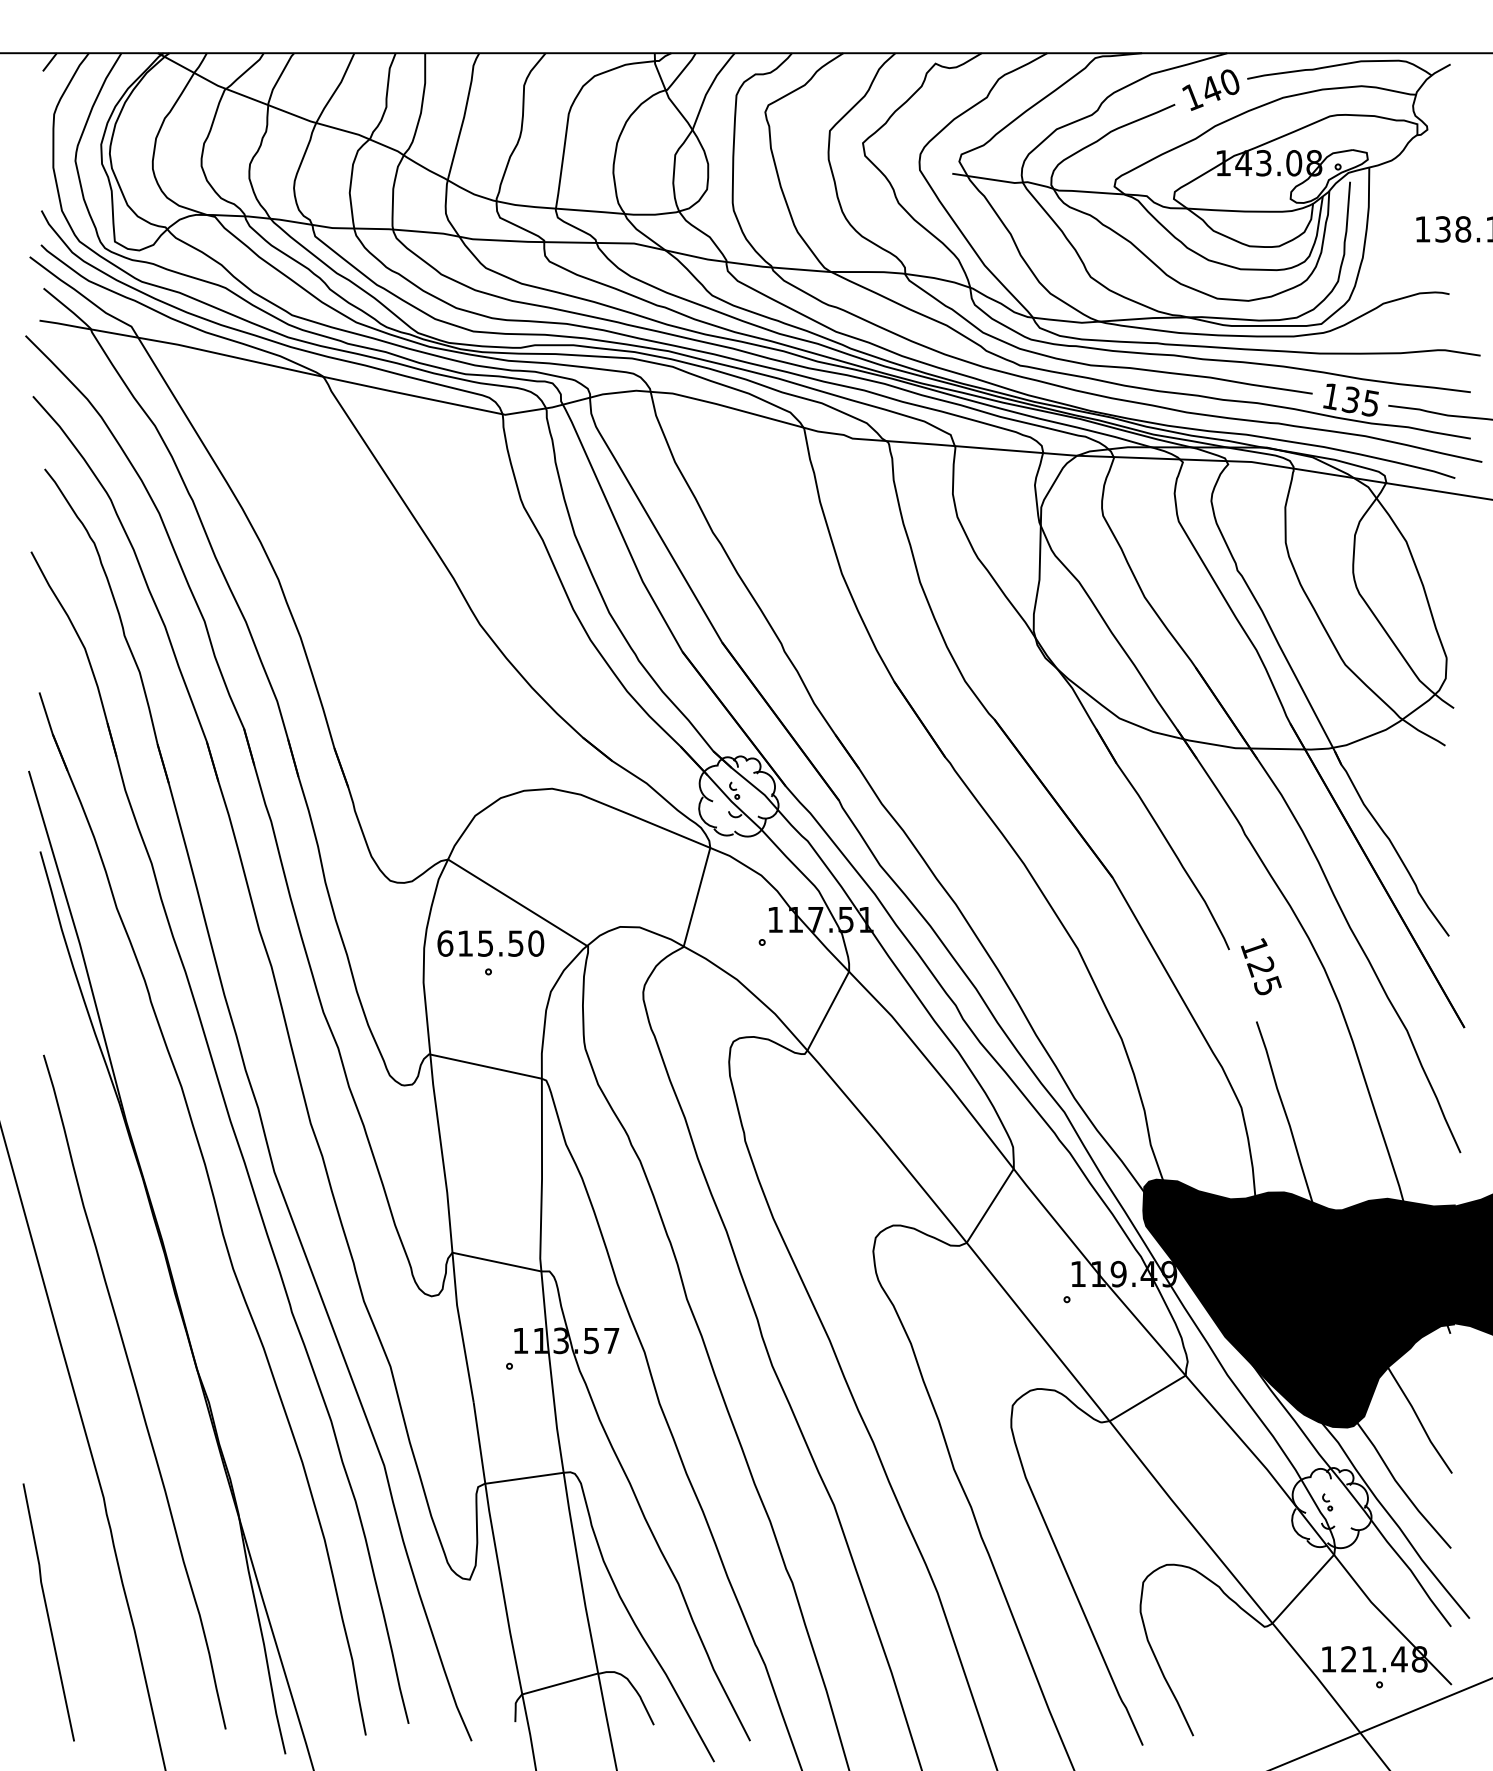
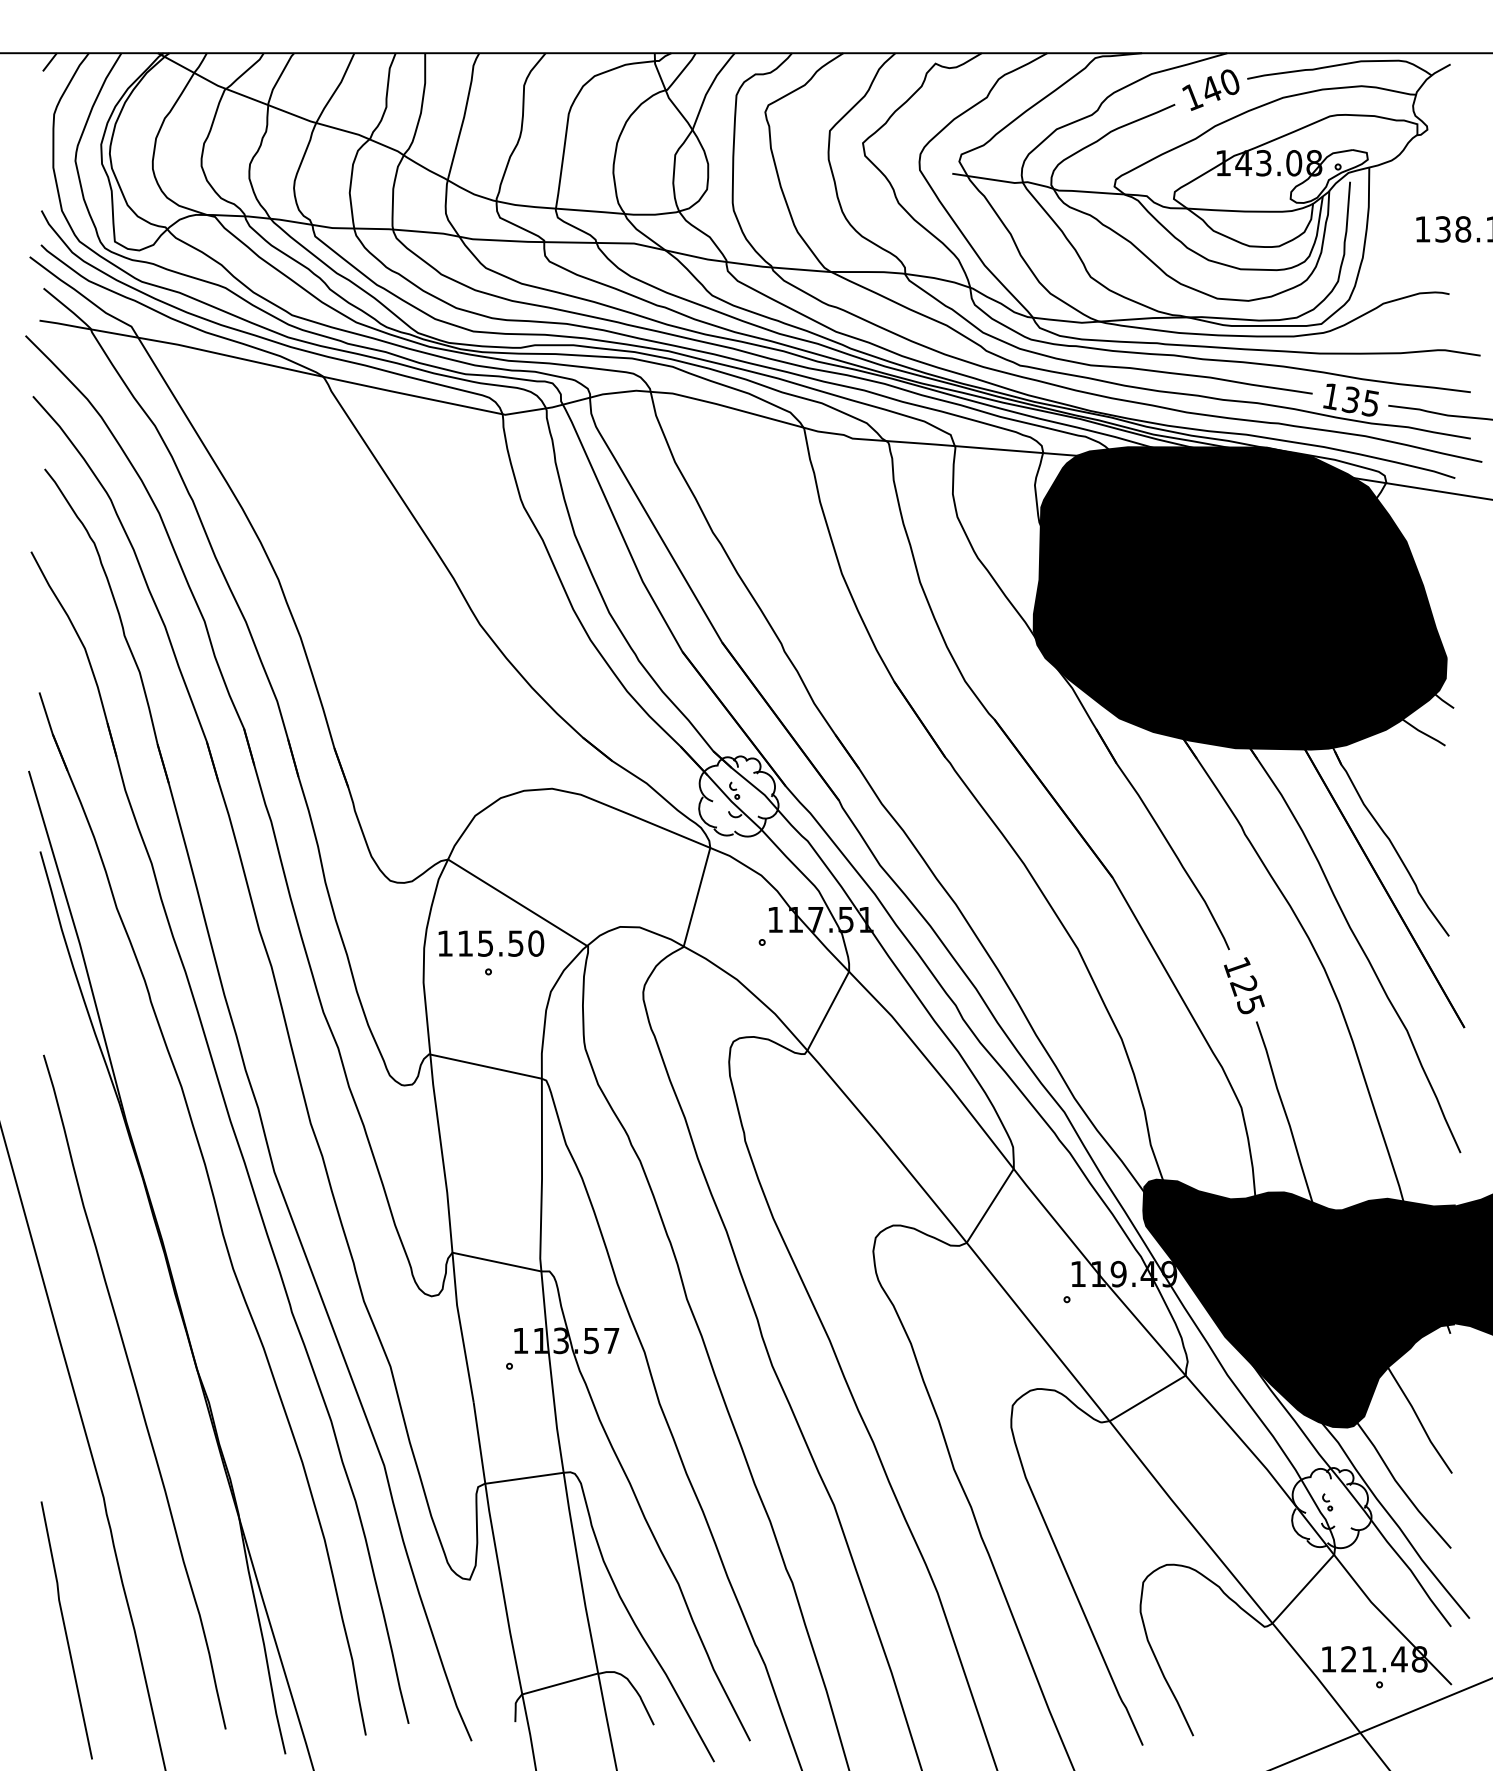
fill: none -> present (1239, 598)
text: 615.50 -> 115.50 (445, 943)
text position: (1261, 966) -> (1244, 985) (1244, 985)
line position: (48, 1612) -> (66, 1630) (66, 1630)
